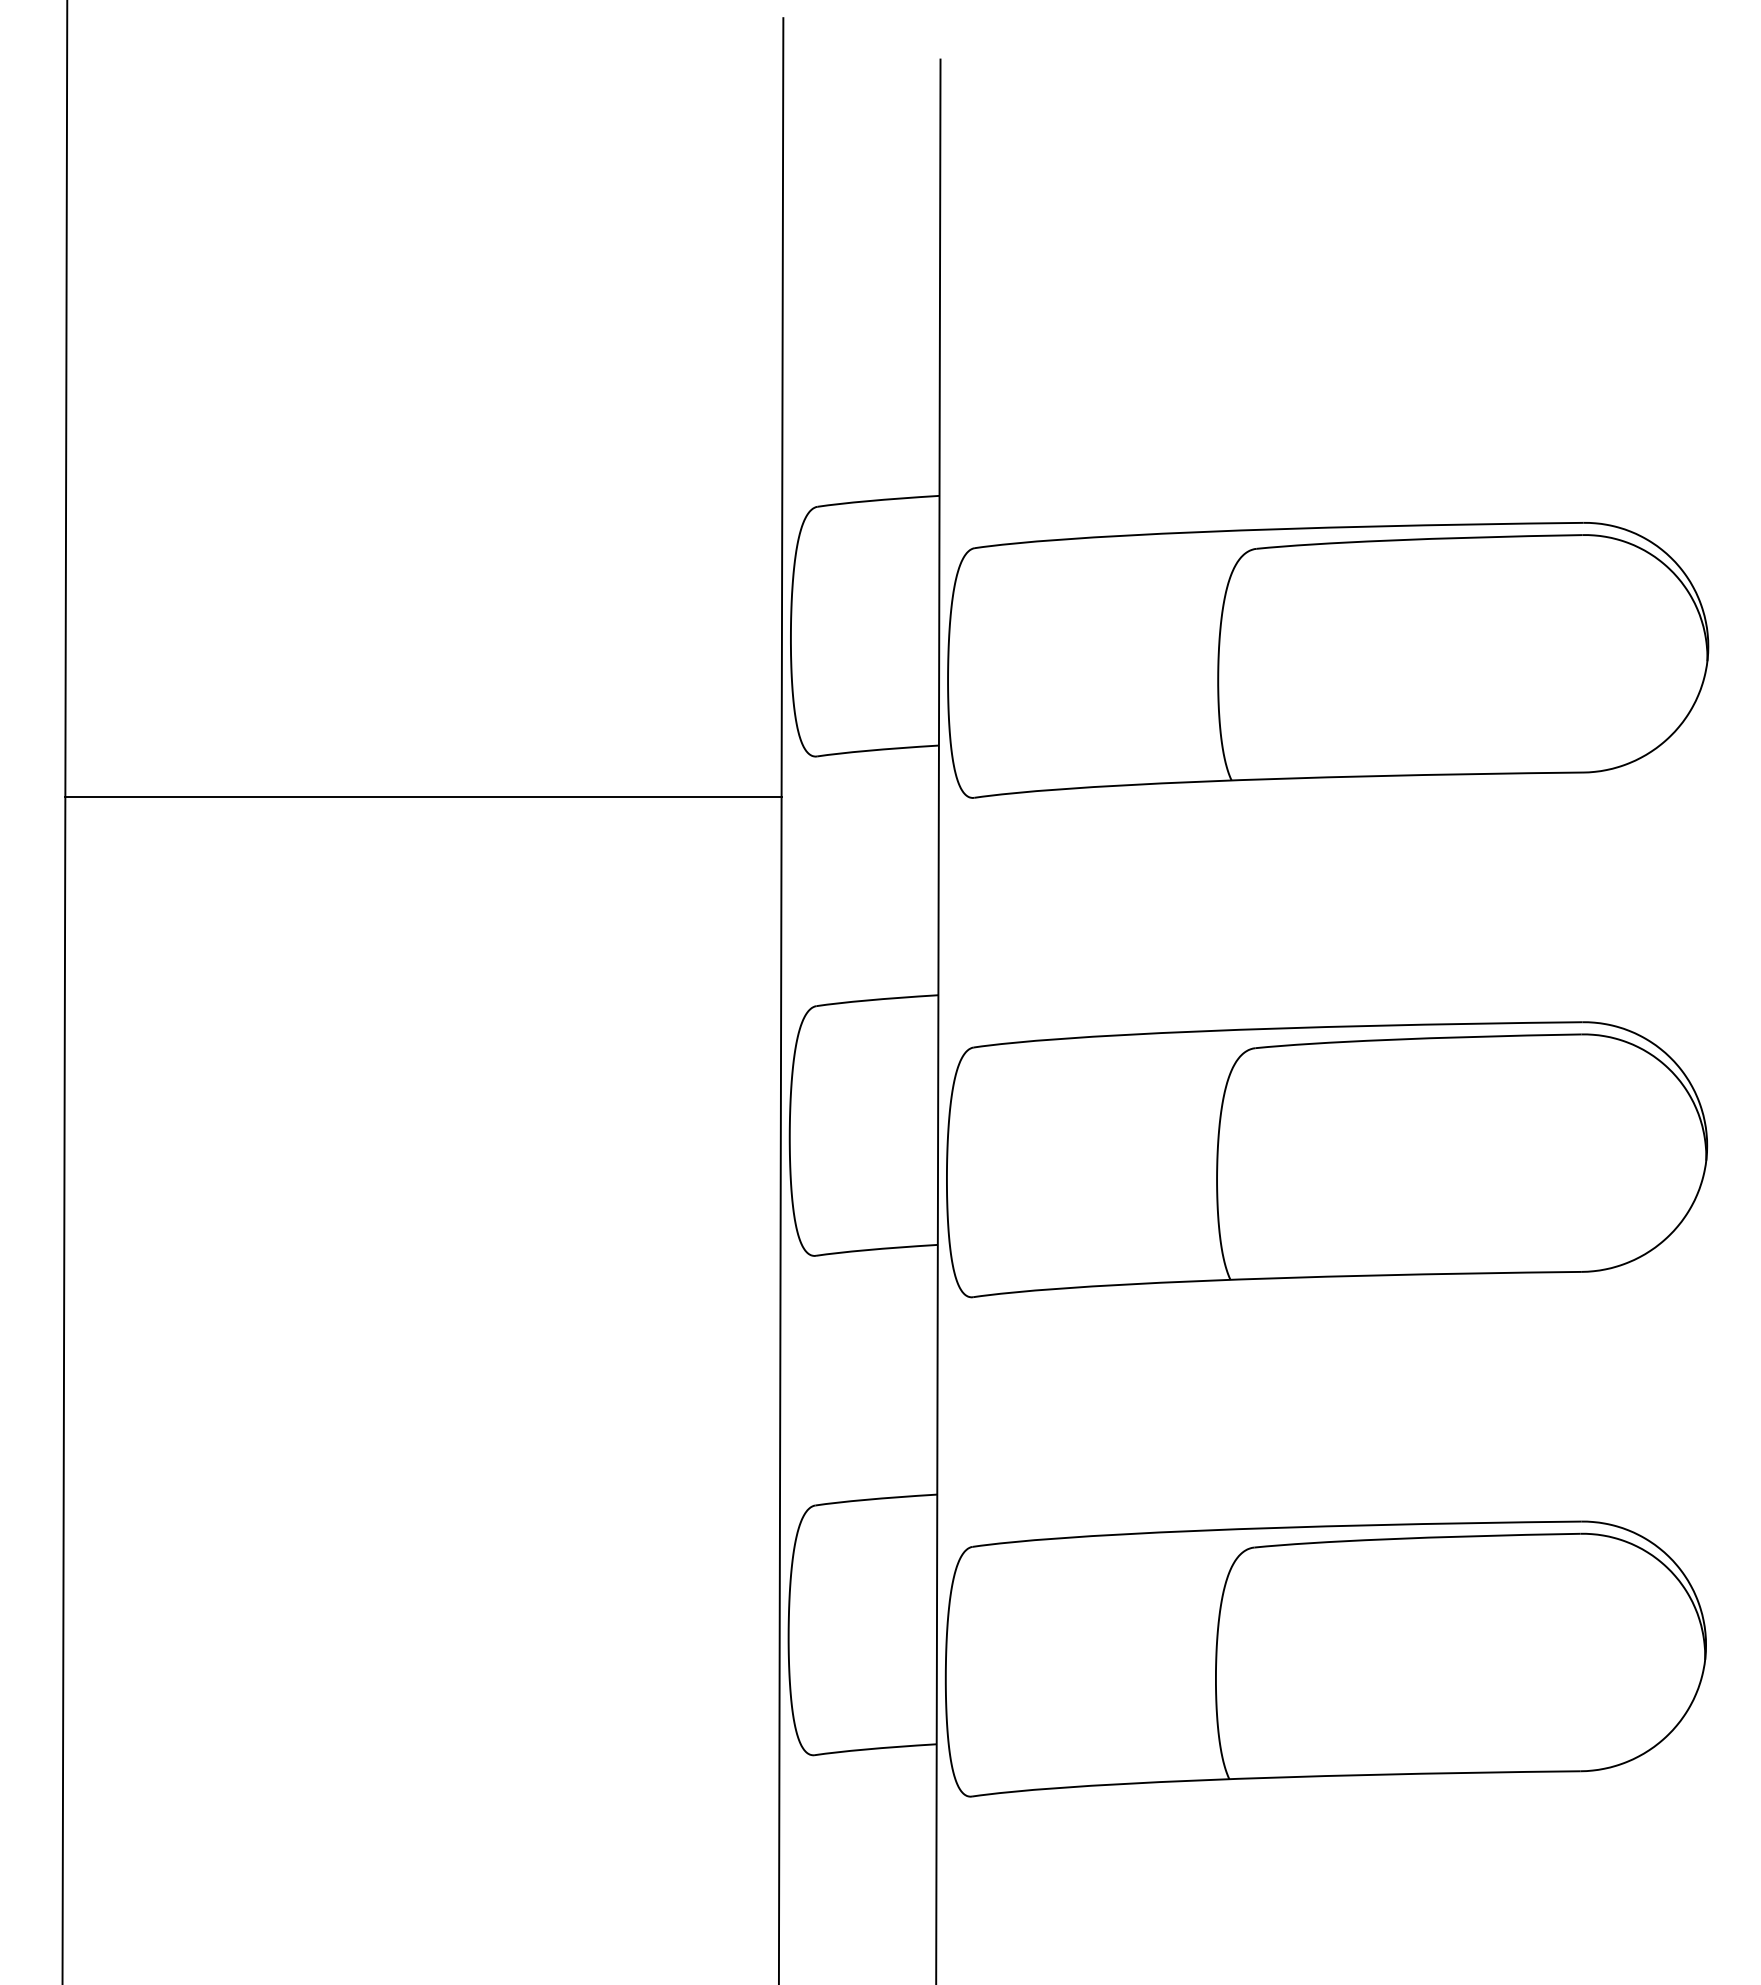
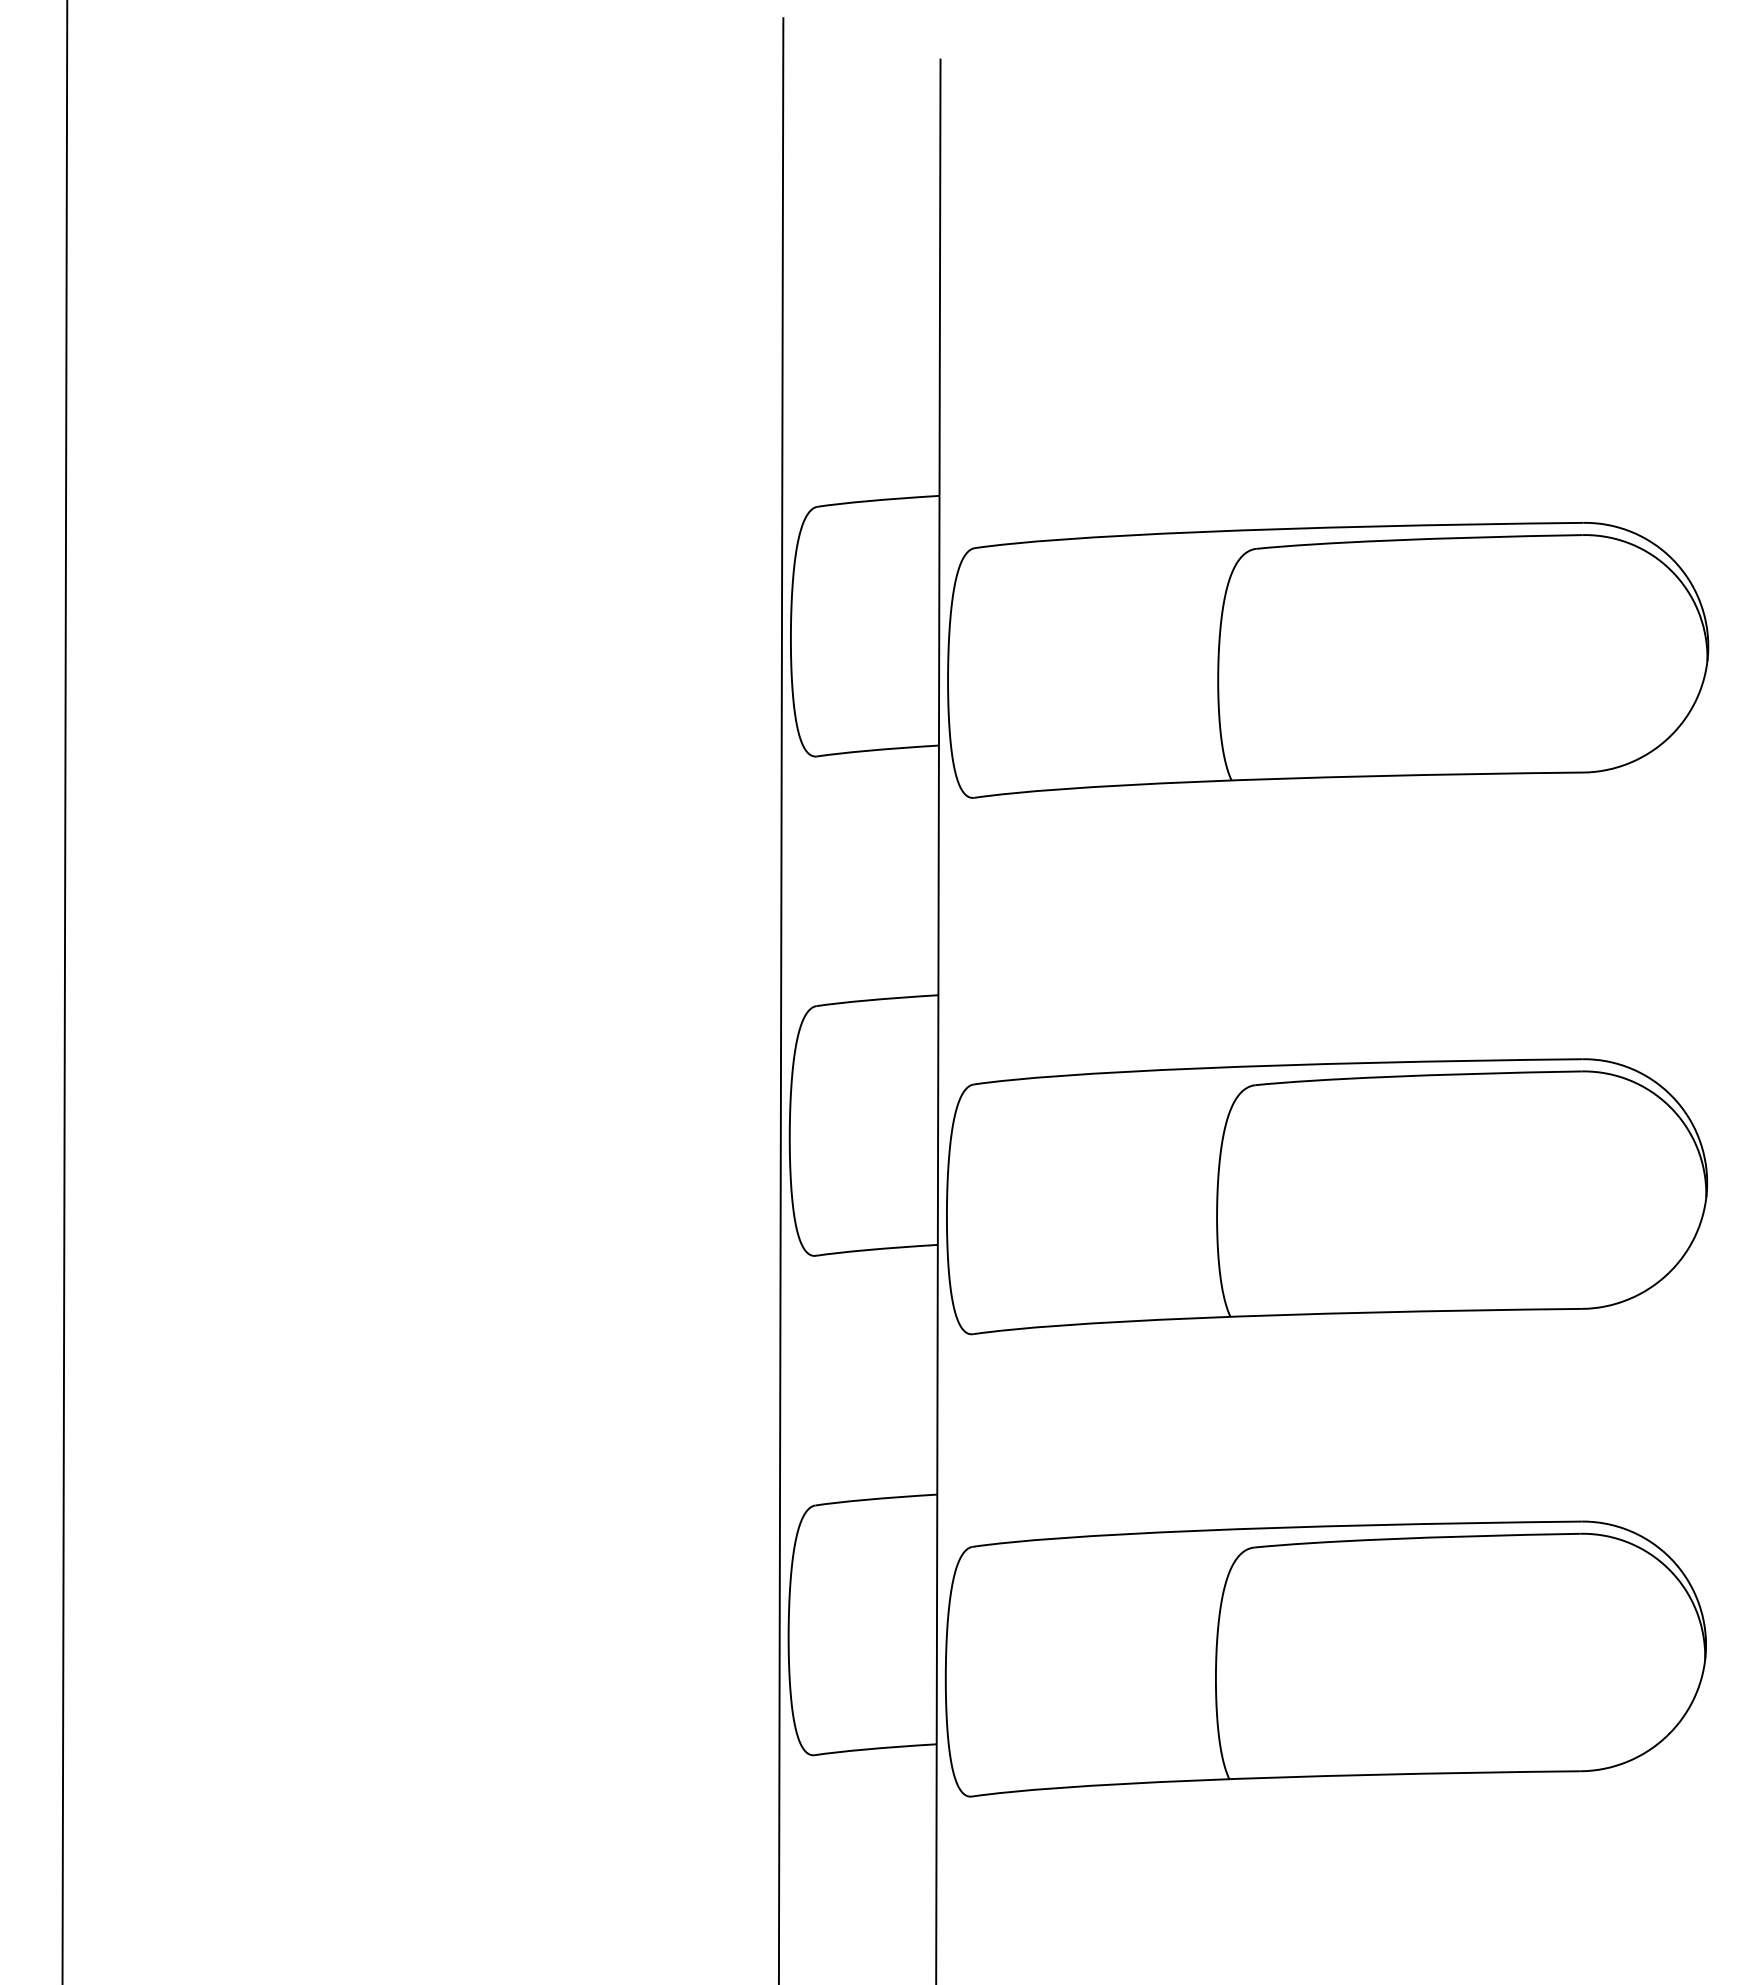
line: present -> none (423, 797)
part position: (1327, 1159) -> (1327, 1196) (1327, 1196)
